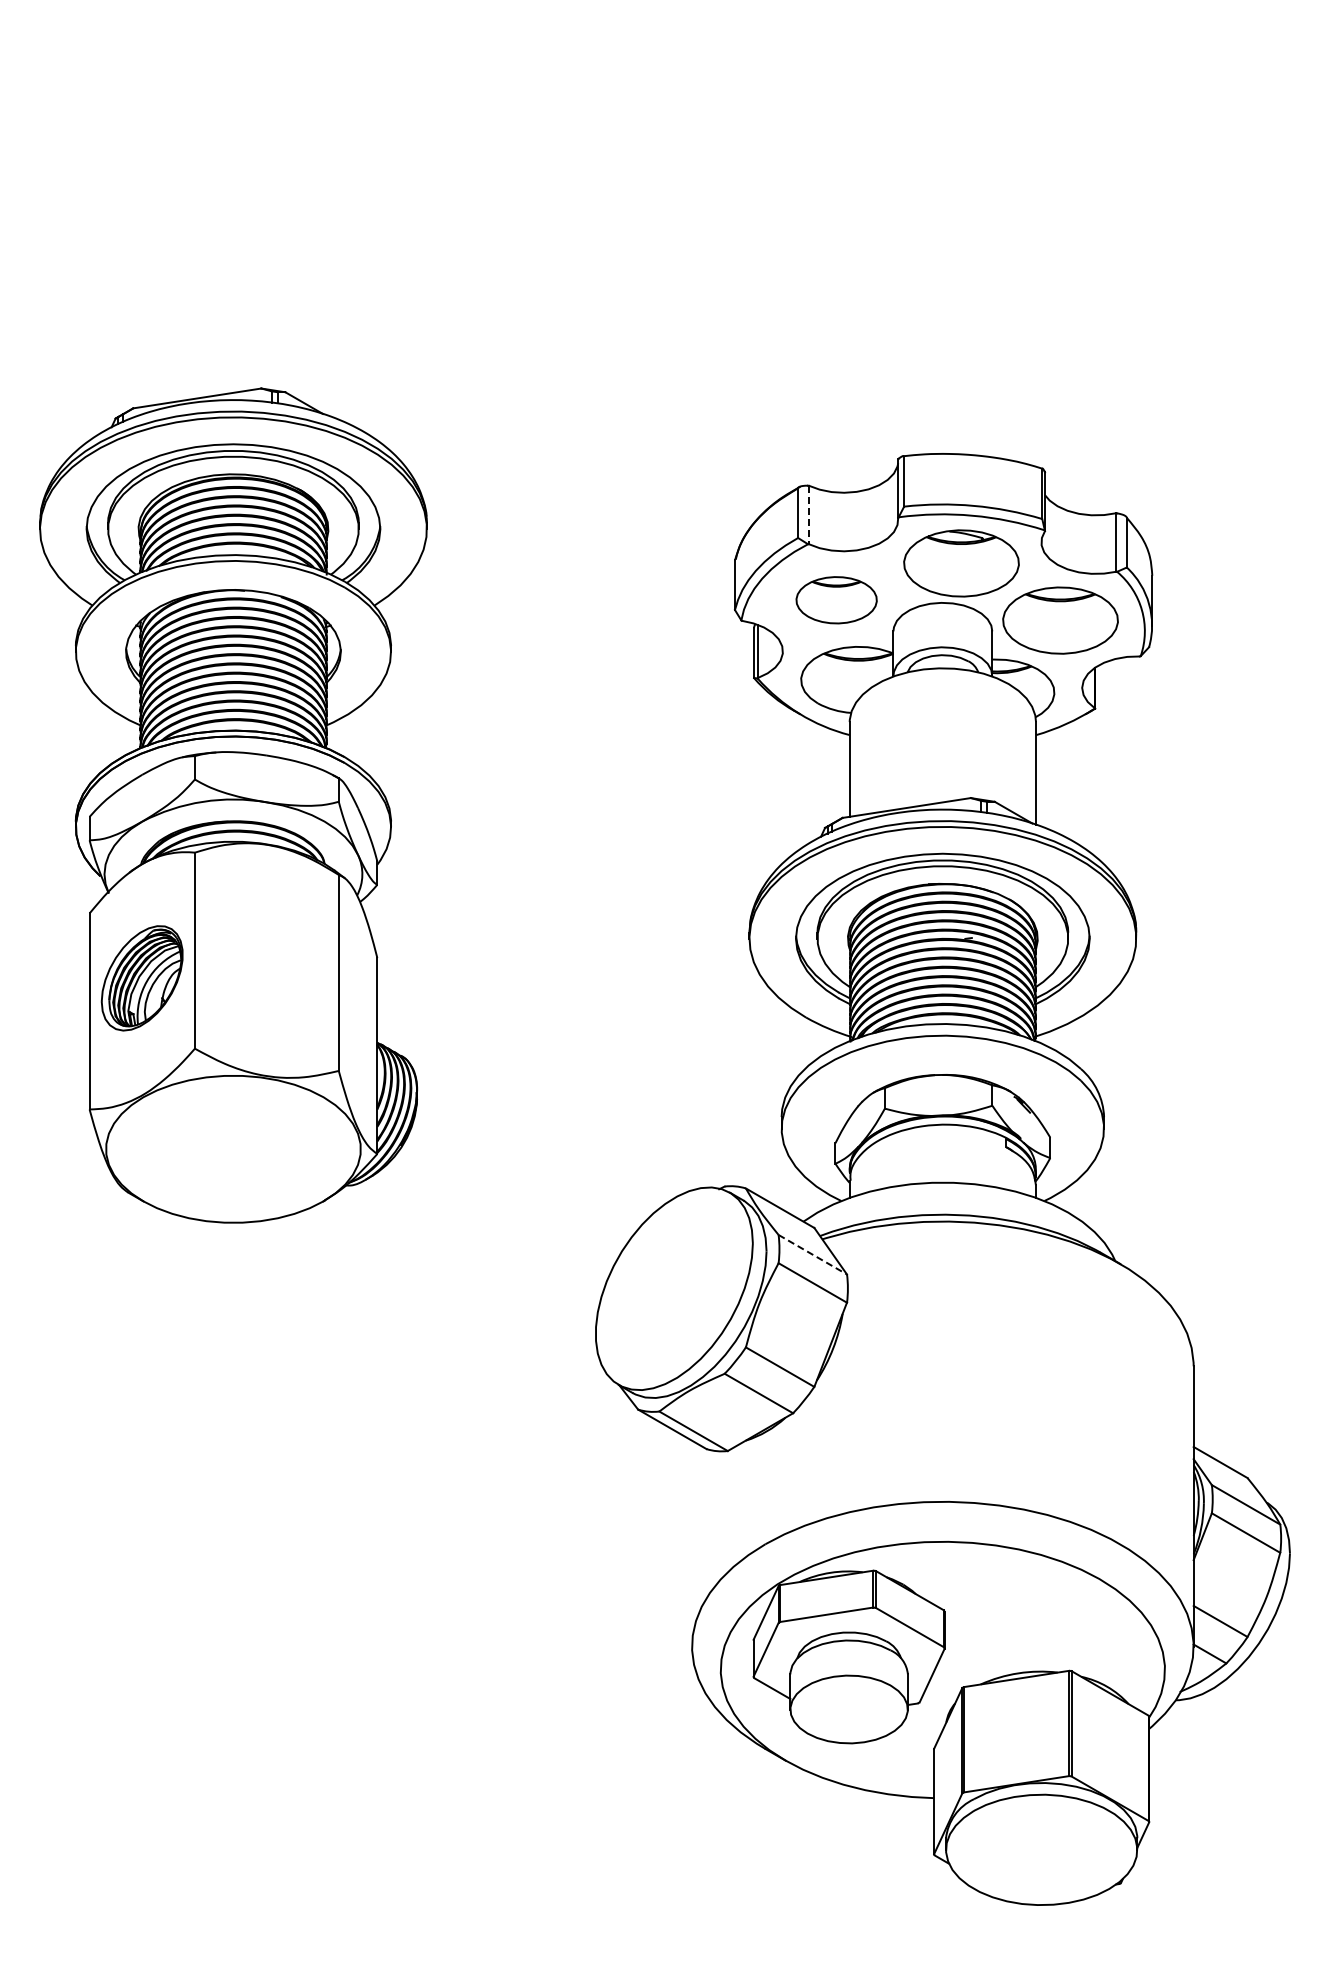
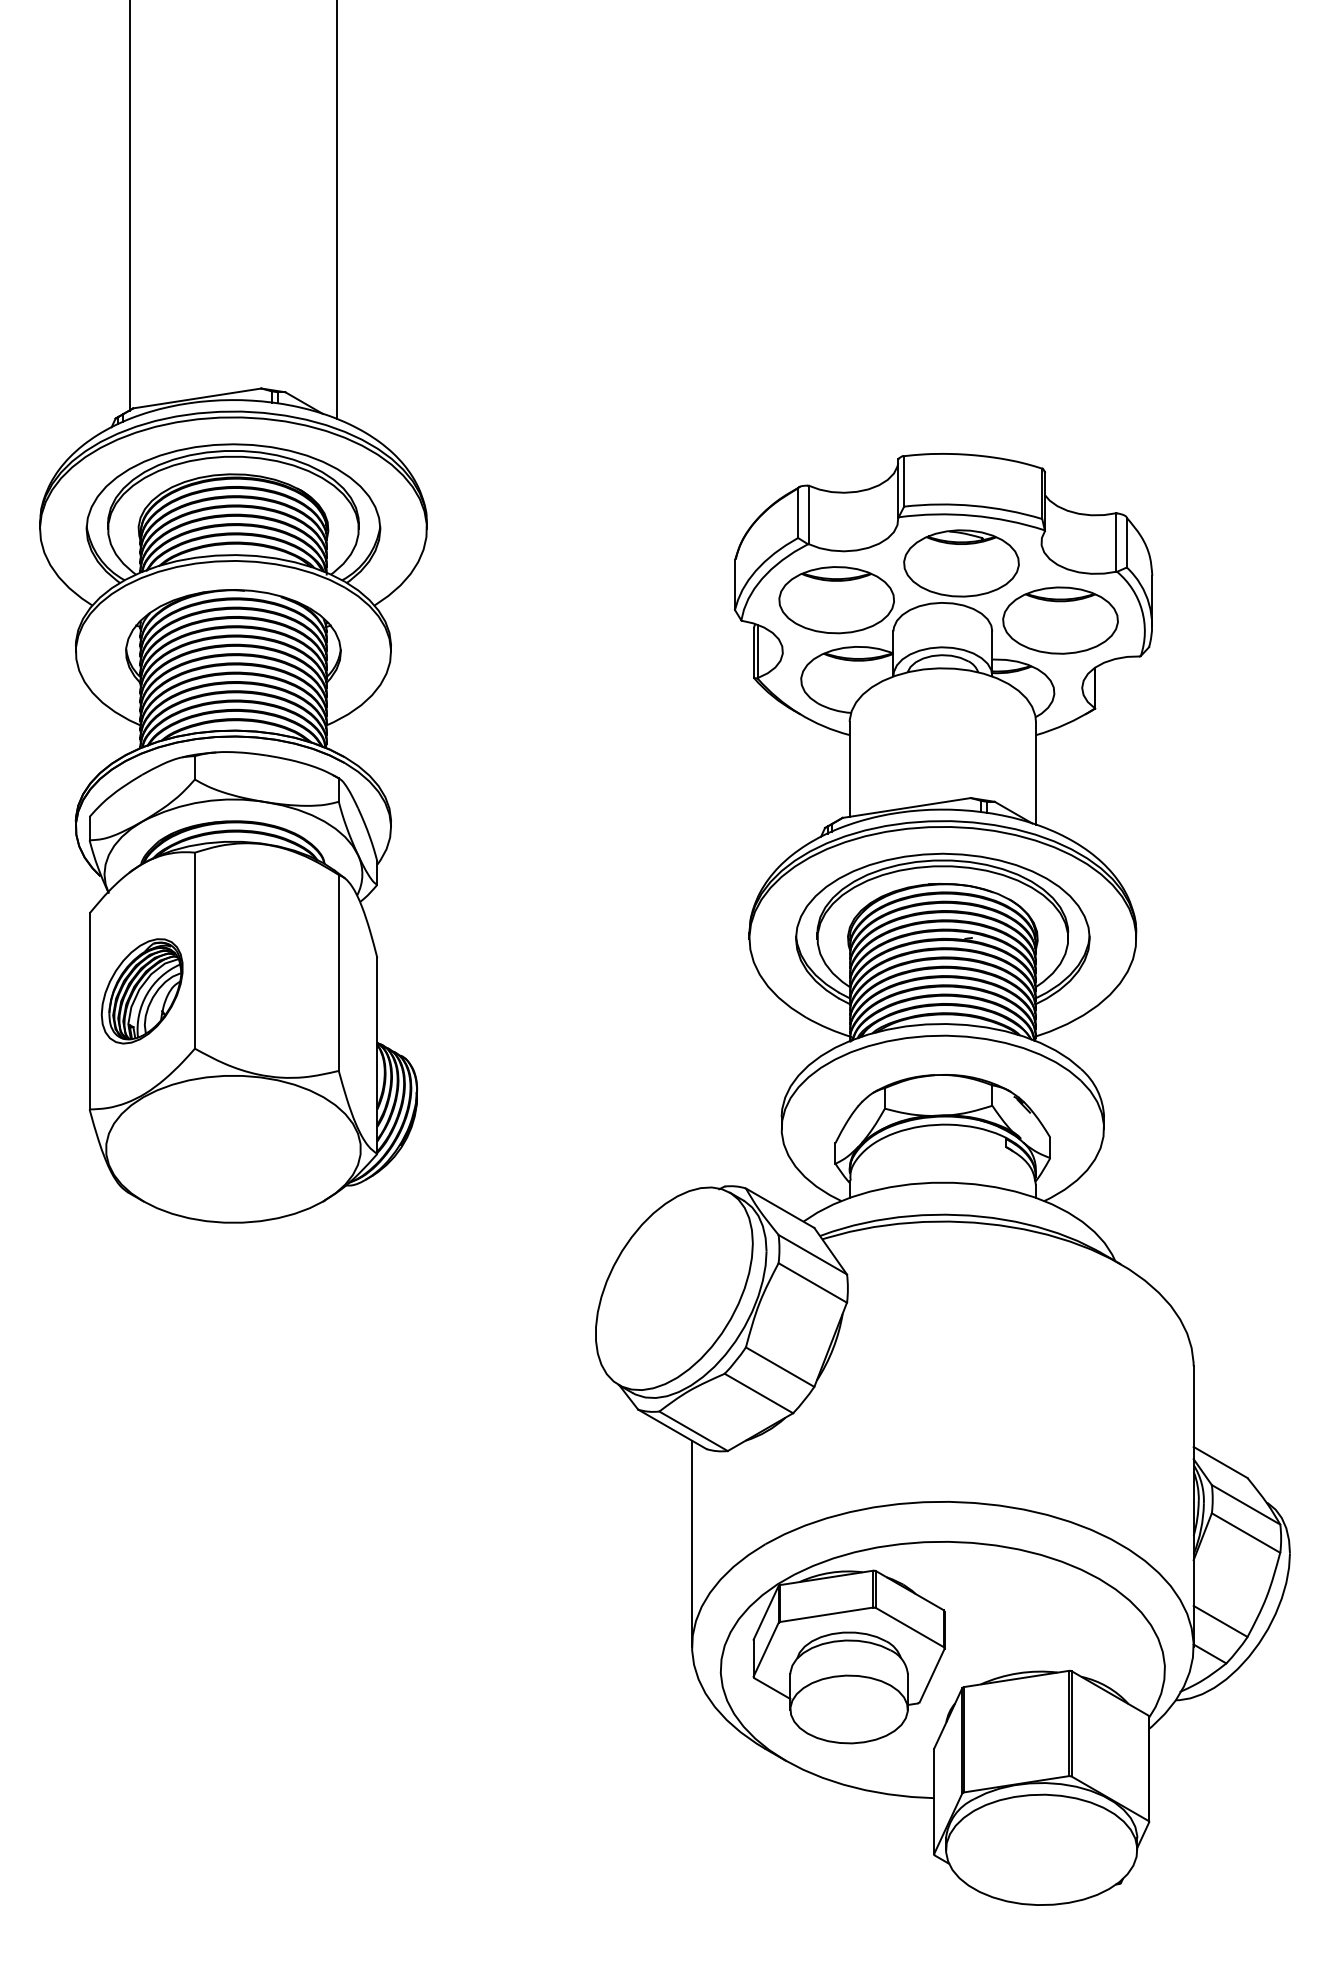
line: none -> present (129, 206)
line: none -> present (337, 210)
line: dashed -> solid (809, 515)
part size: 83x49 px -> 117x69 px (836, 600)
part position: (141, 978) -> (141, 991) (141, 991)
line: dashed -> solid (813, 1254)
line: none -> present (692, 1543)
